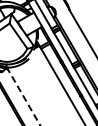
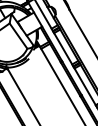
line: dashed -> solid (23, 96)
